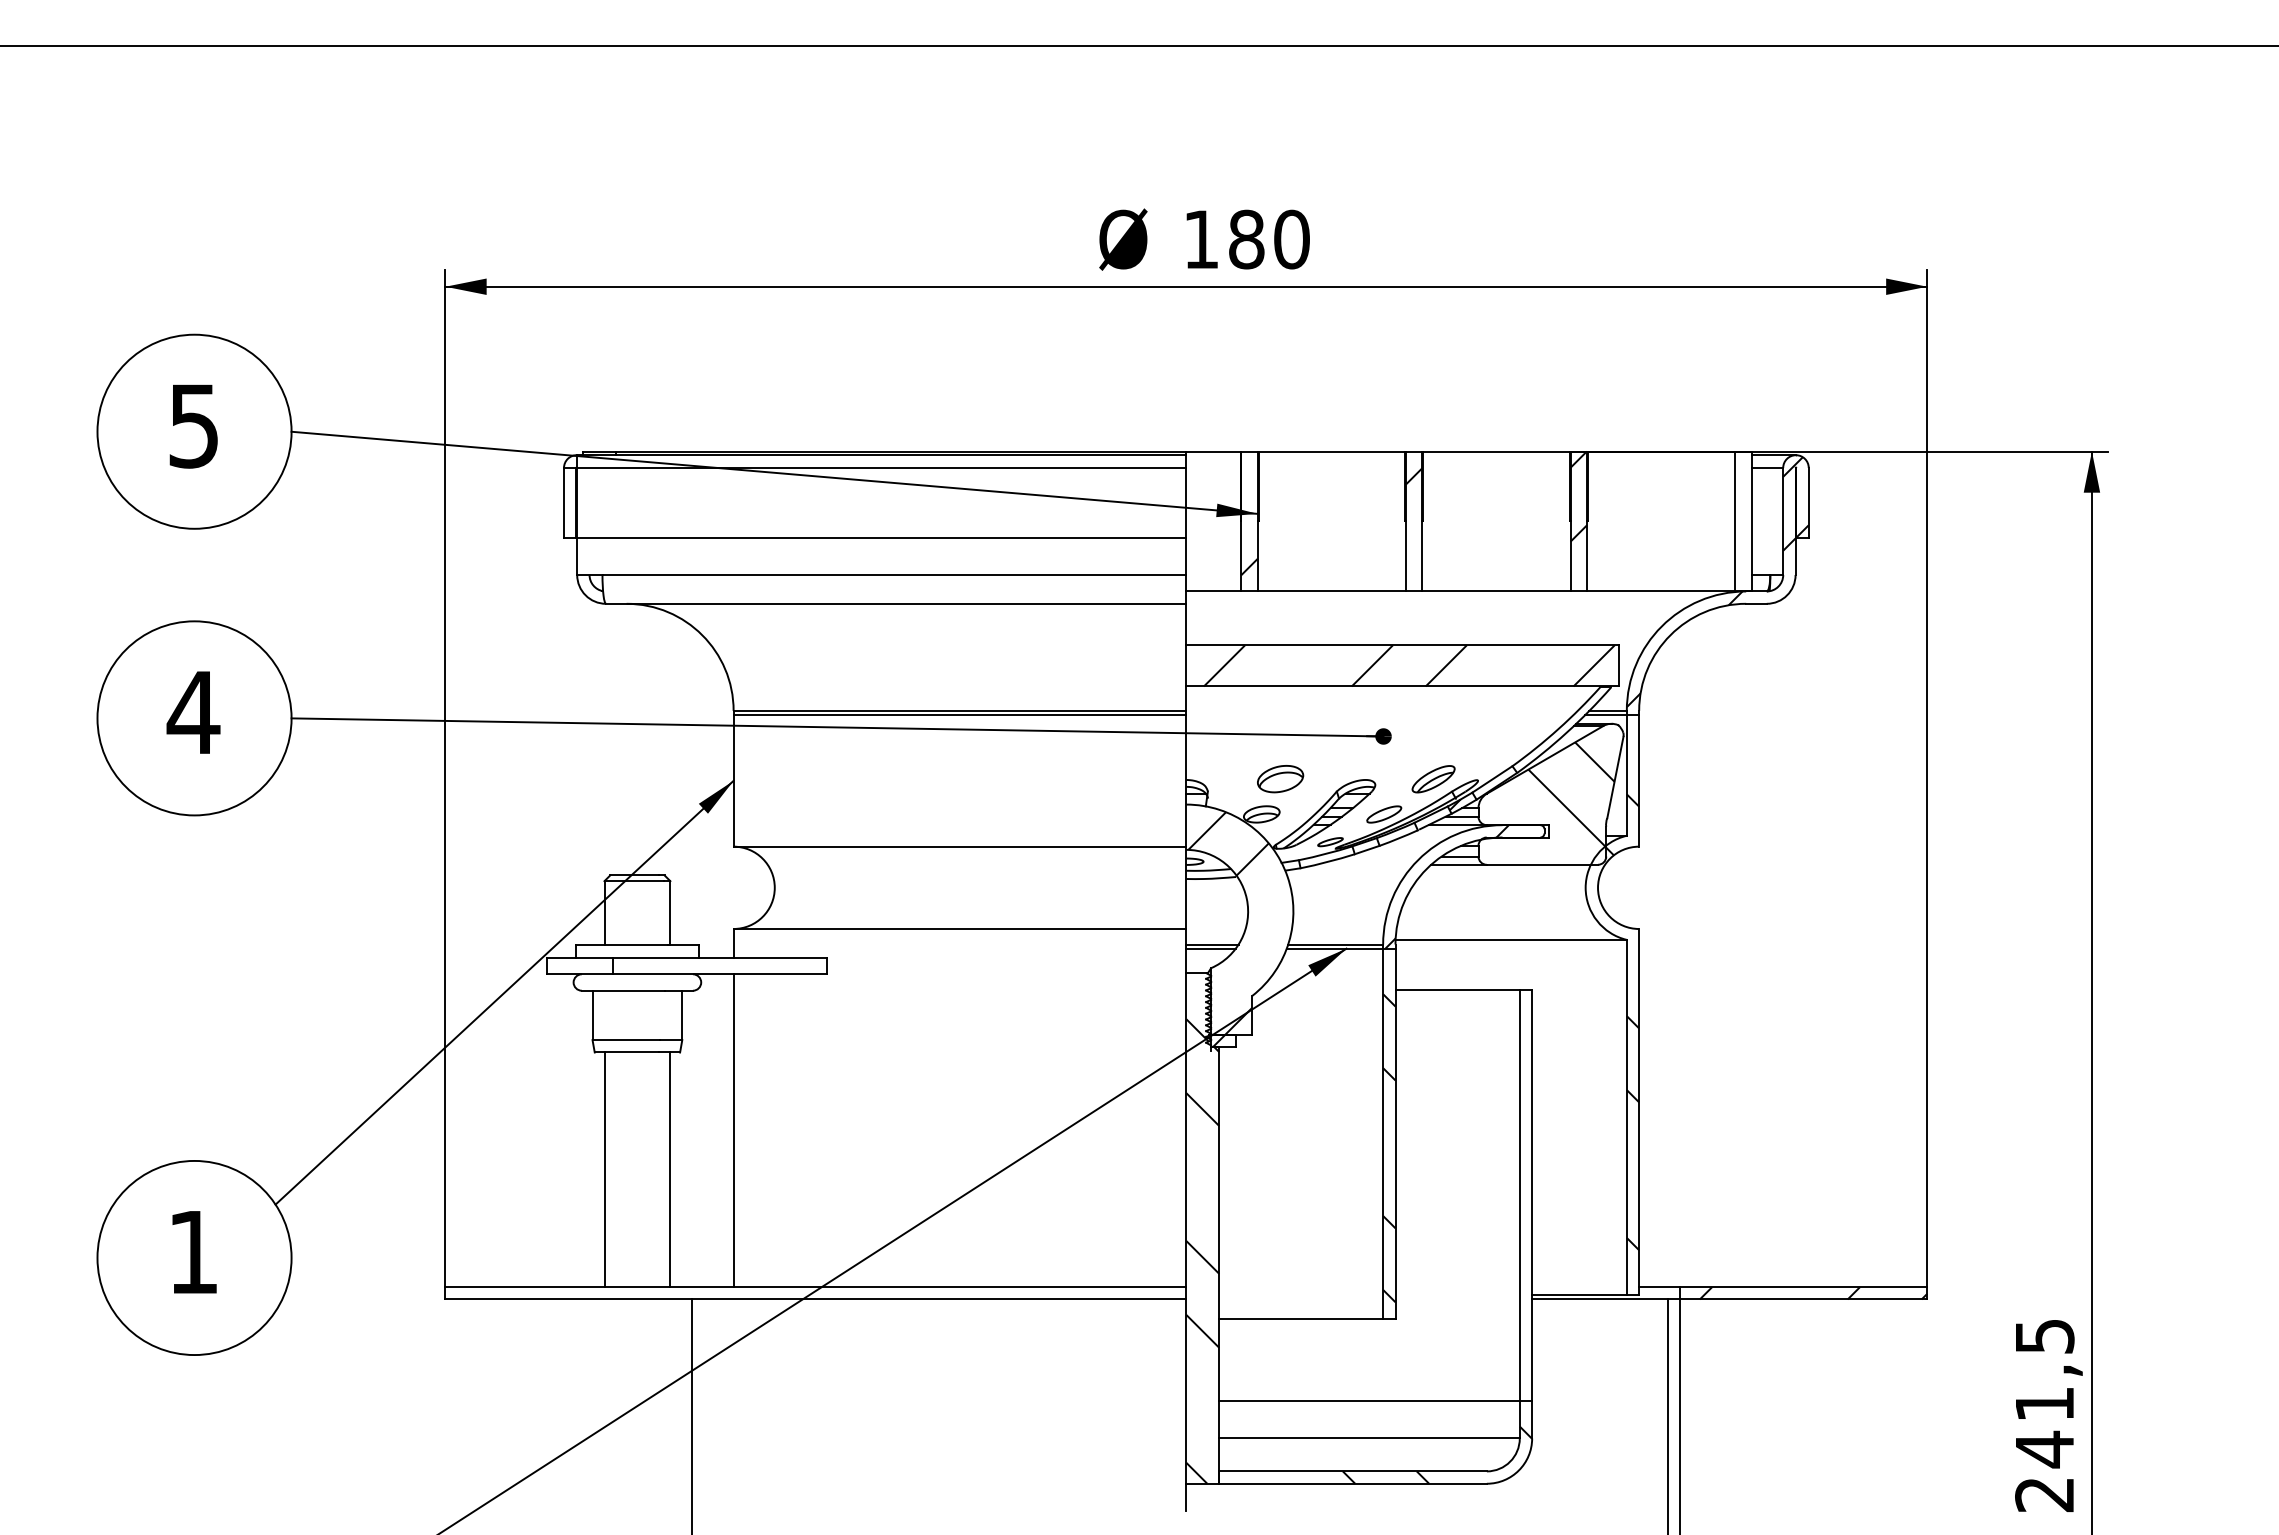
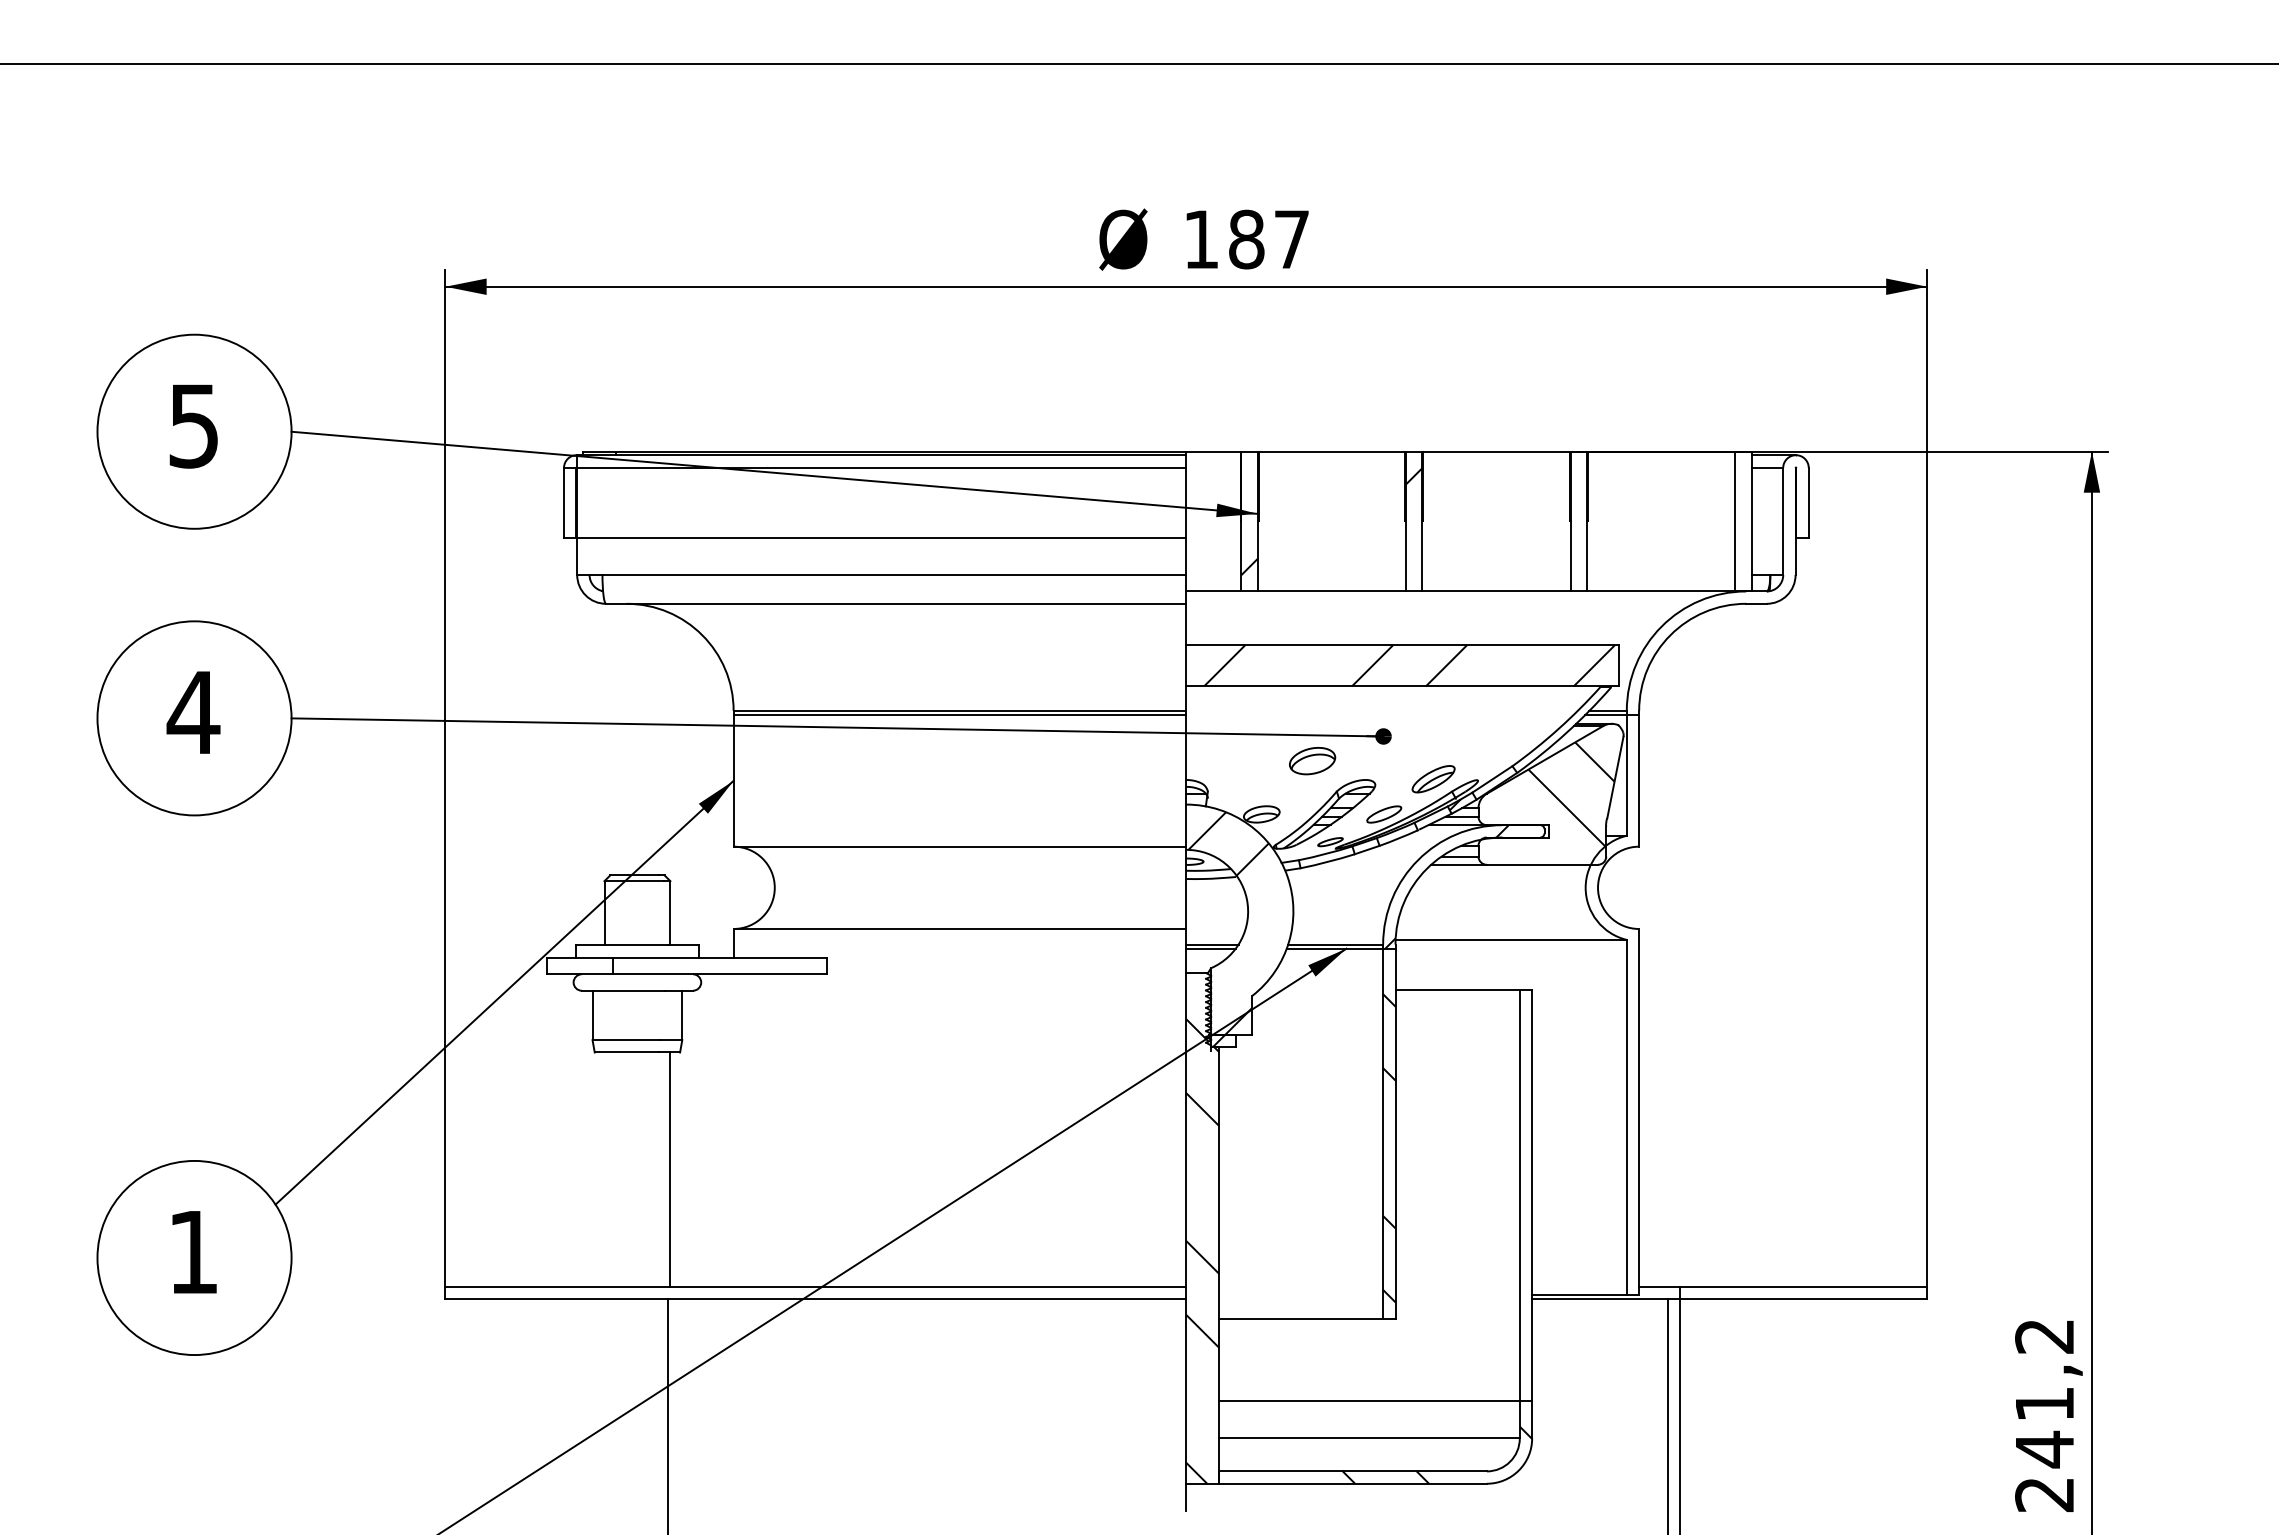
line position: (1138, 46) -> (1138, 64) (1138, 64)
text: 180 -> 187 (1291, 239)
hatch: present -> none (1578, 496)
hatch: present -> none (1717, 582)
part position: (1280, 779) -> (1312, 761) (1312, 761)
hatch: present -> none (1622, 1022)
line: present -> none (733, 1130)
line: present -> none (604, 1169)
hatch: present -> none (1813, 1293)
text: 241,5 -> 241,2 (2044, 1336)
line position: (692, 1415) -> (668, 1415) (668, 1415)
